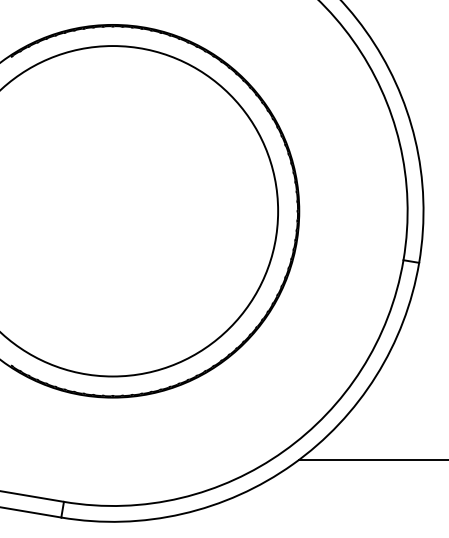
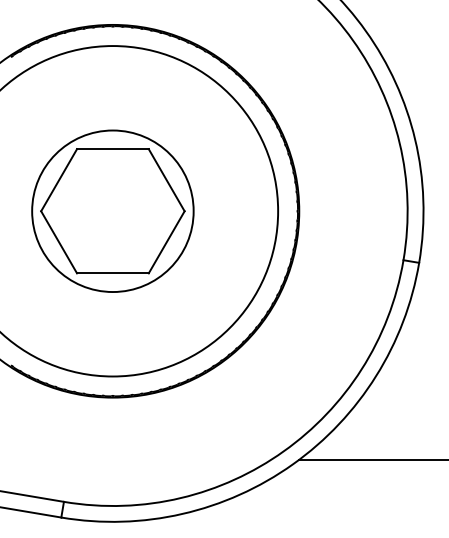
part: none -> present (112, 210)
